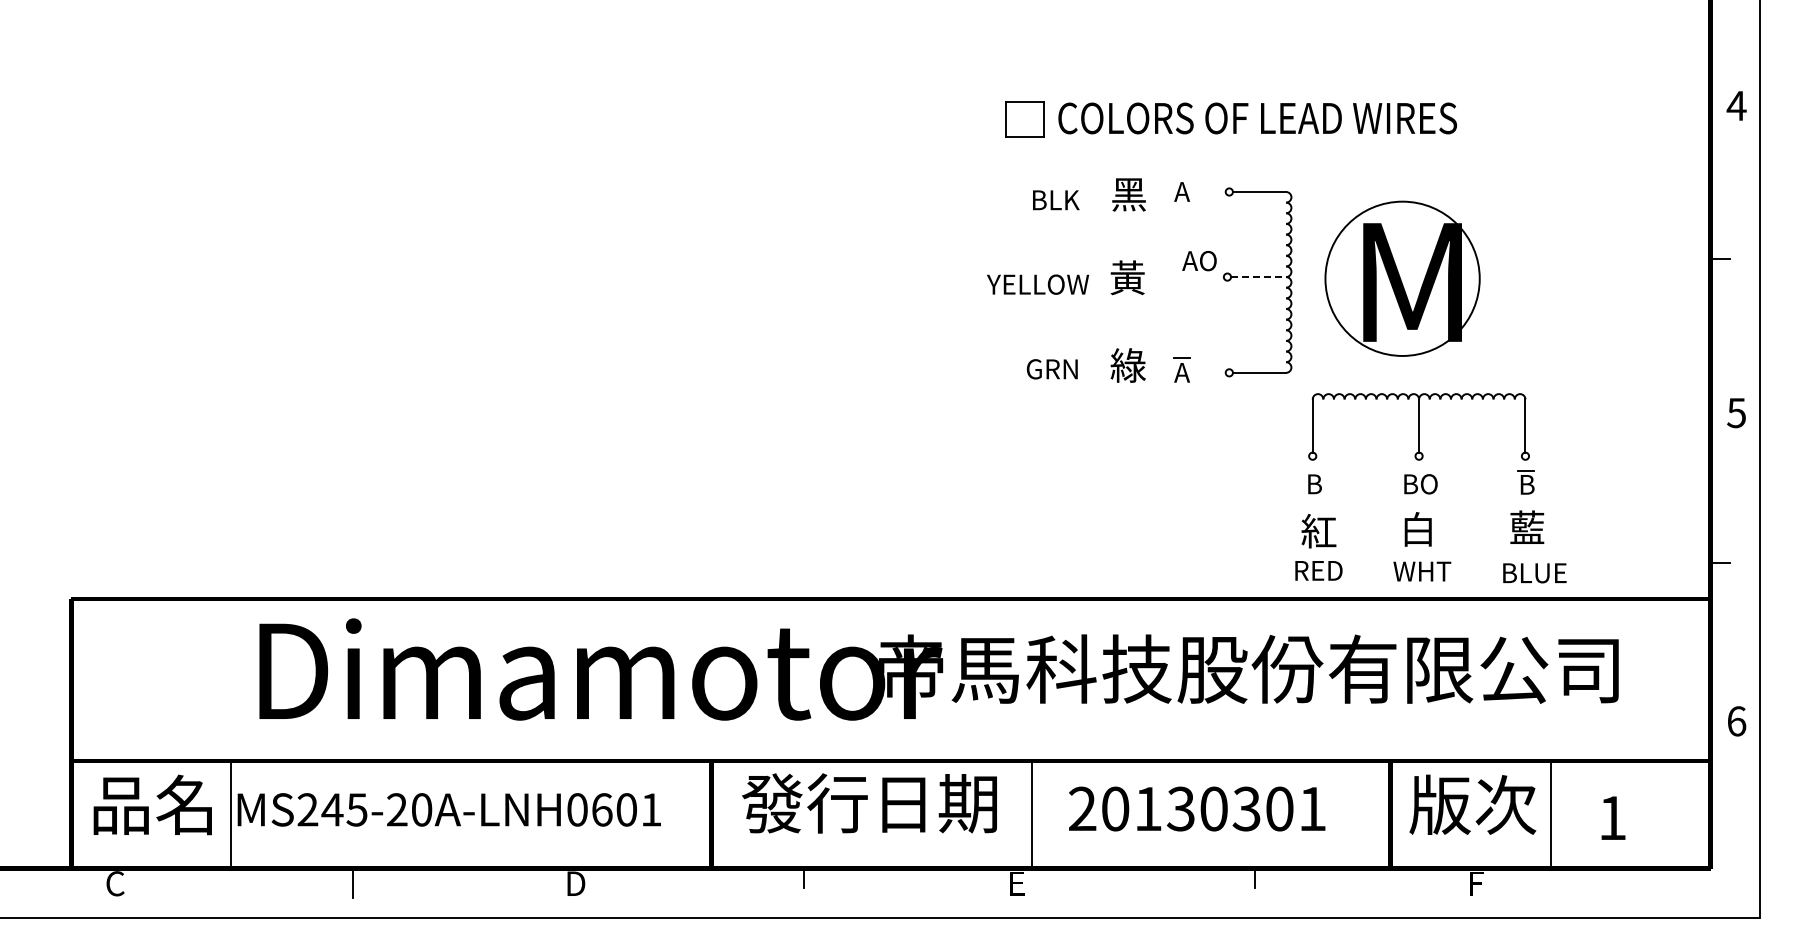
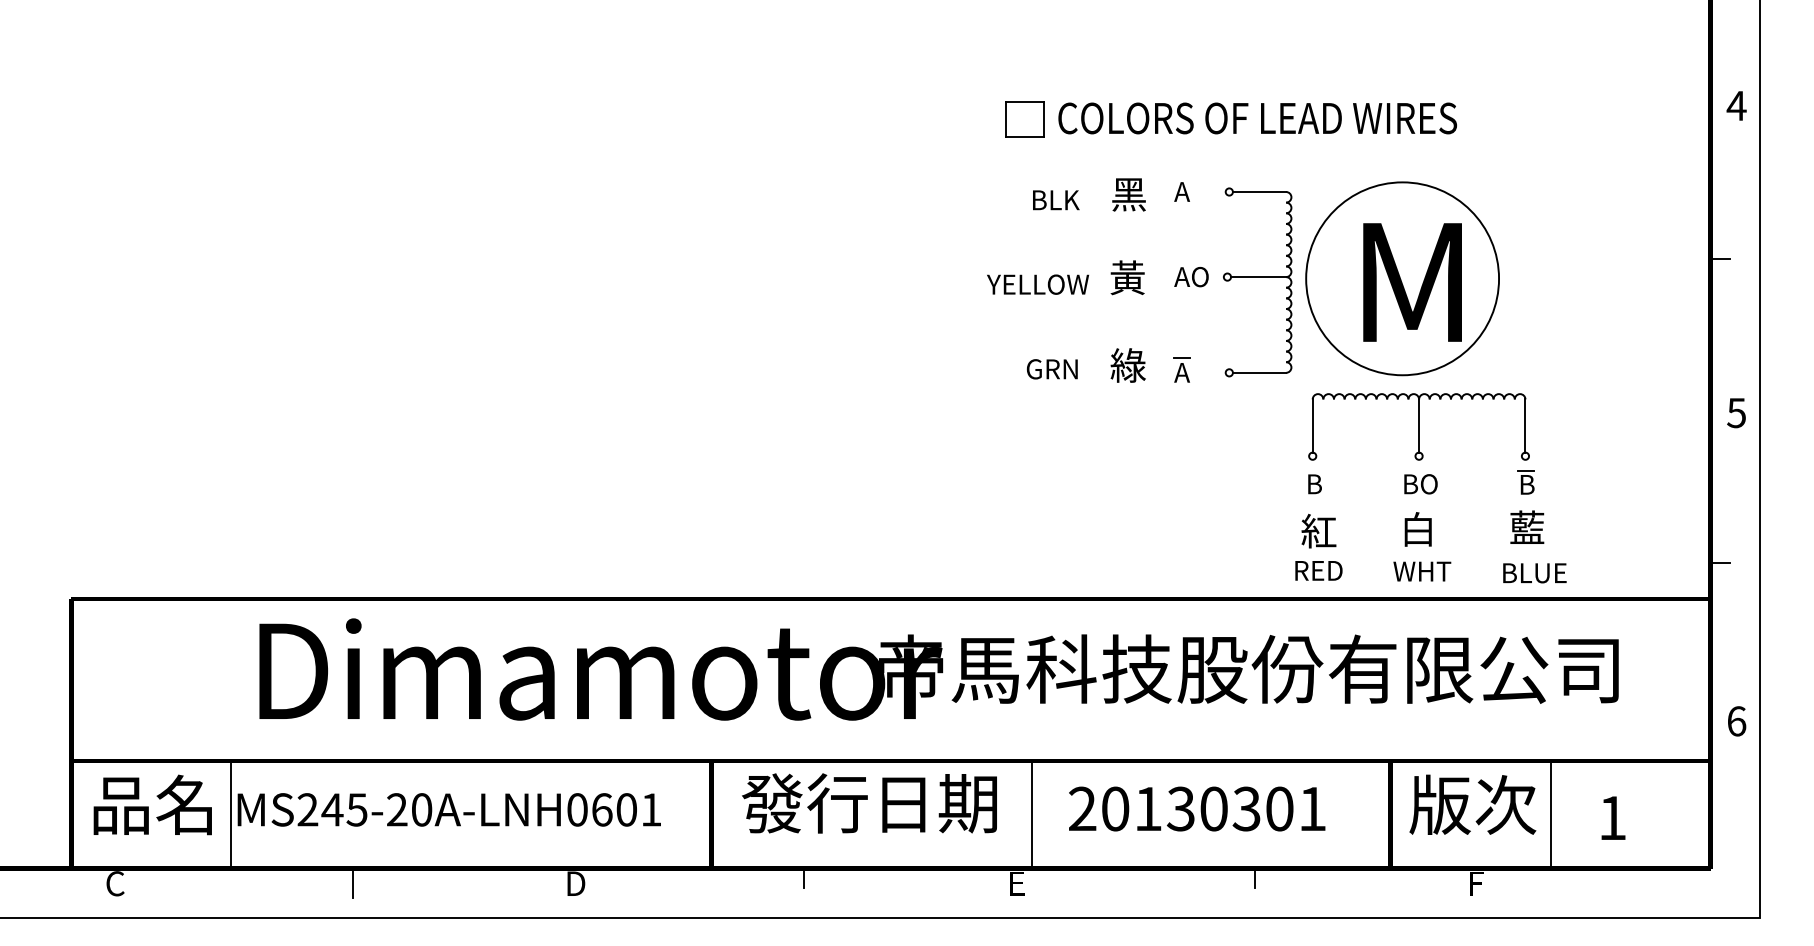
text position: (1199, 261) -> (1191, 277) (1191, 277)
line: dashed -> solid (1258, 277)
circle diameter: 154 px -> 193 px (1402, 278)
